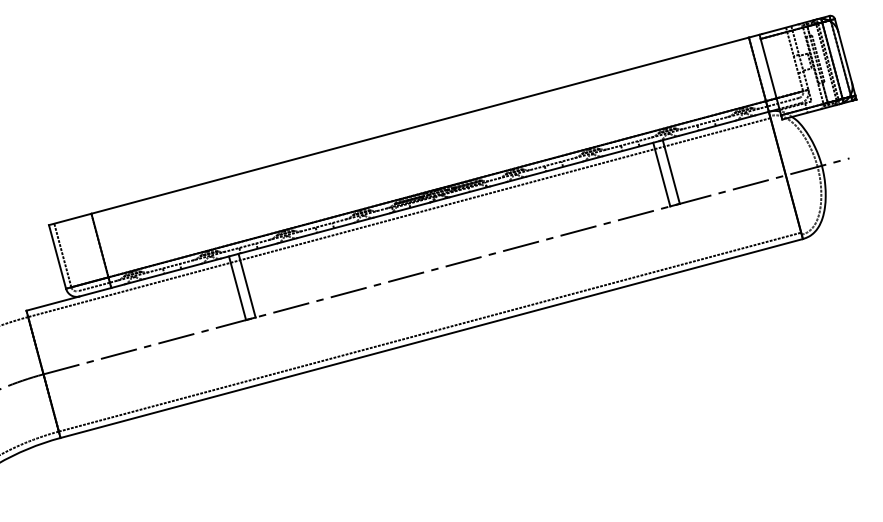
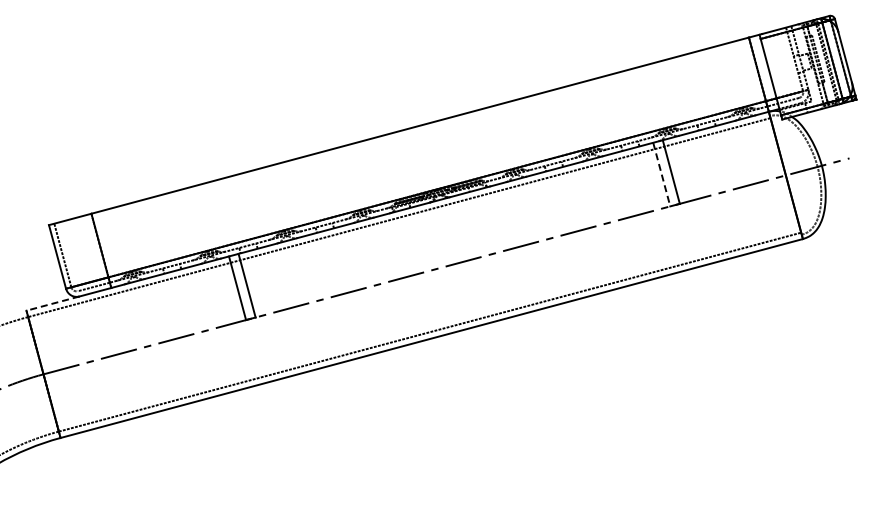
line: solid -> dashed (661, 174)
line: solid -> dashed (52, 303)
